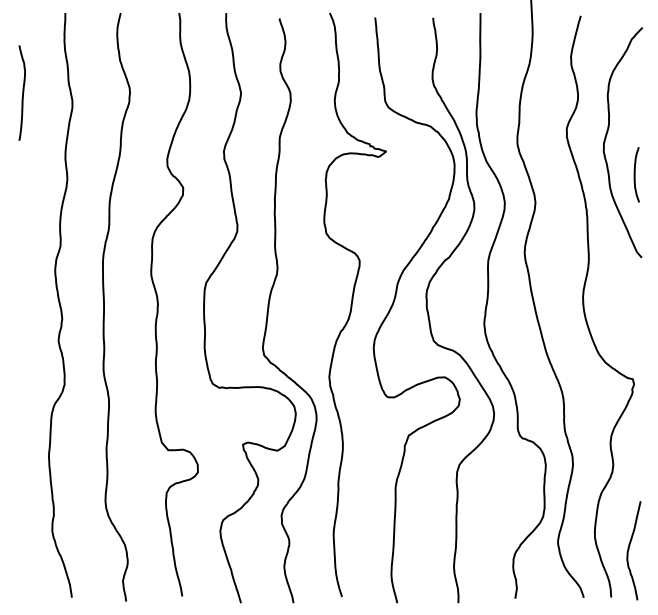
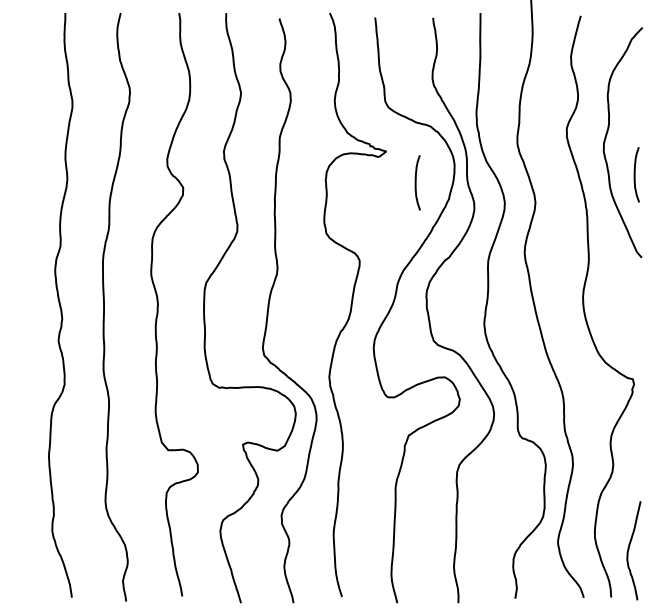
curve: present -> none (22, 92)
curve: none -> present (416, 182)
